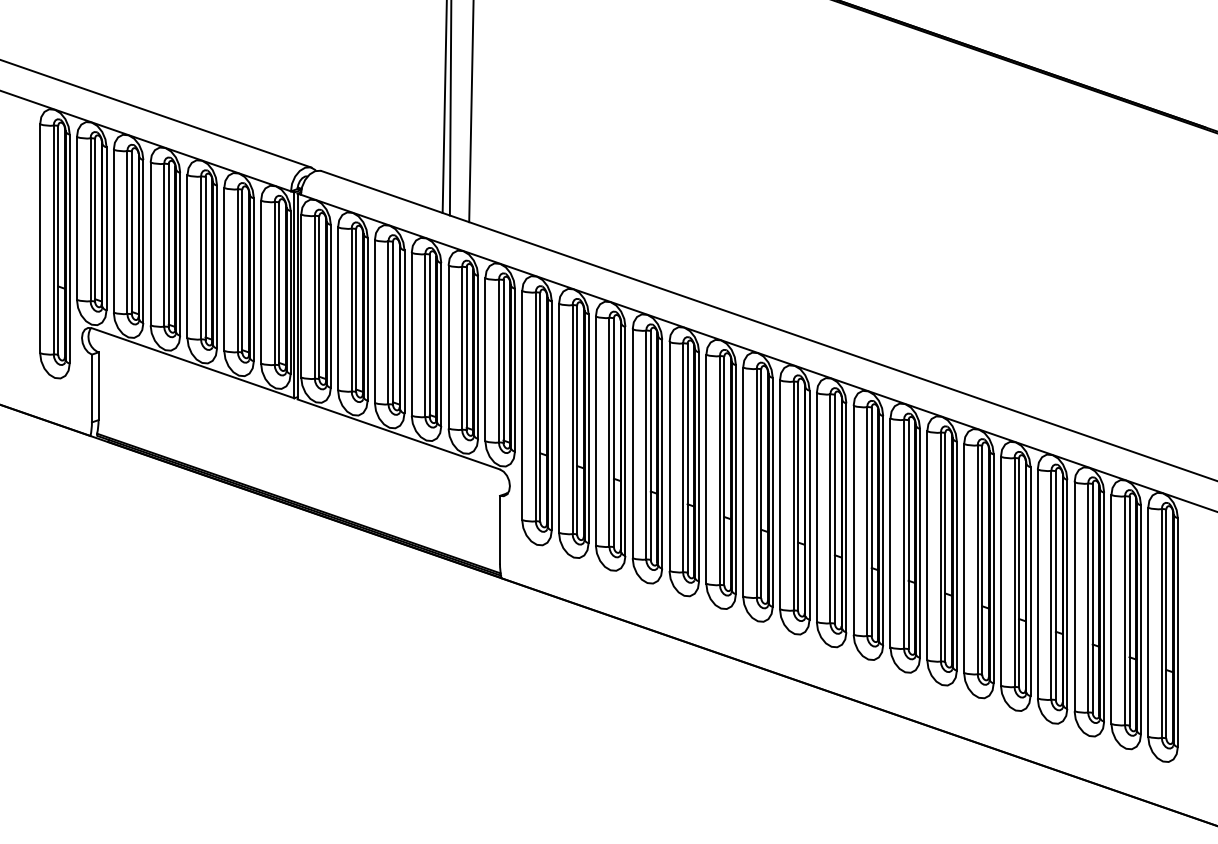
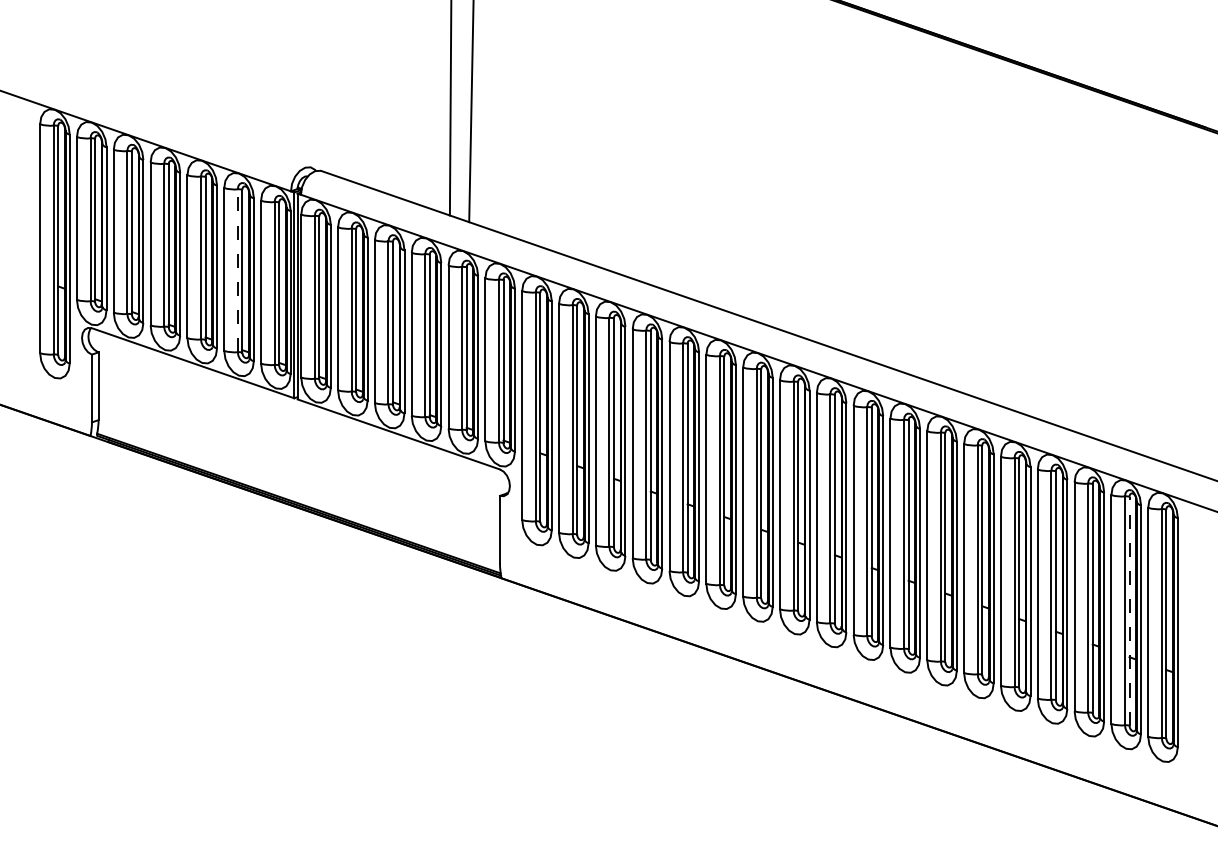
line: present -> none (444, 107)
line: present -> none (156, 113)
line: solid -> dashed (237, 270)
line: solid -> dashed (1129, 610)
